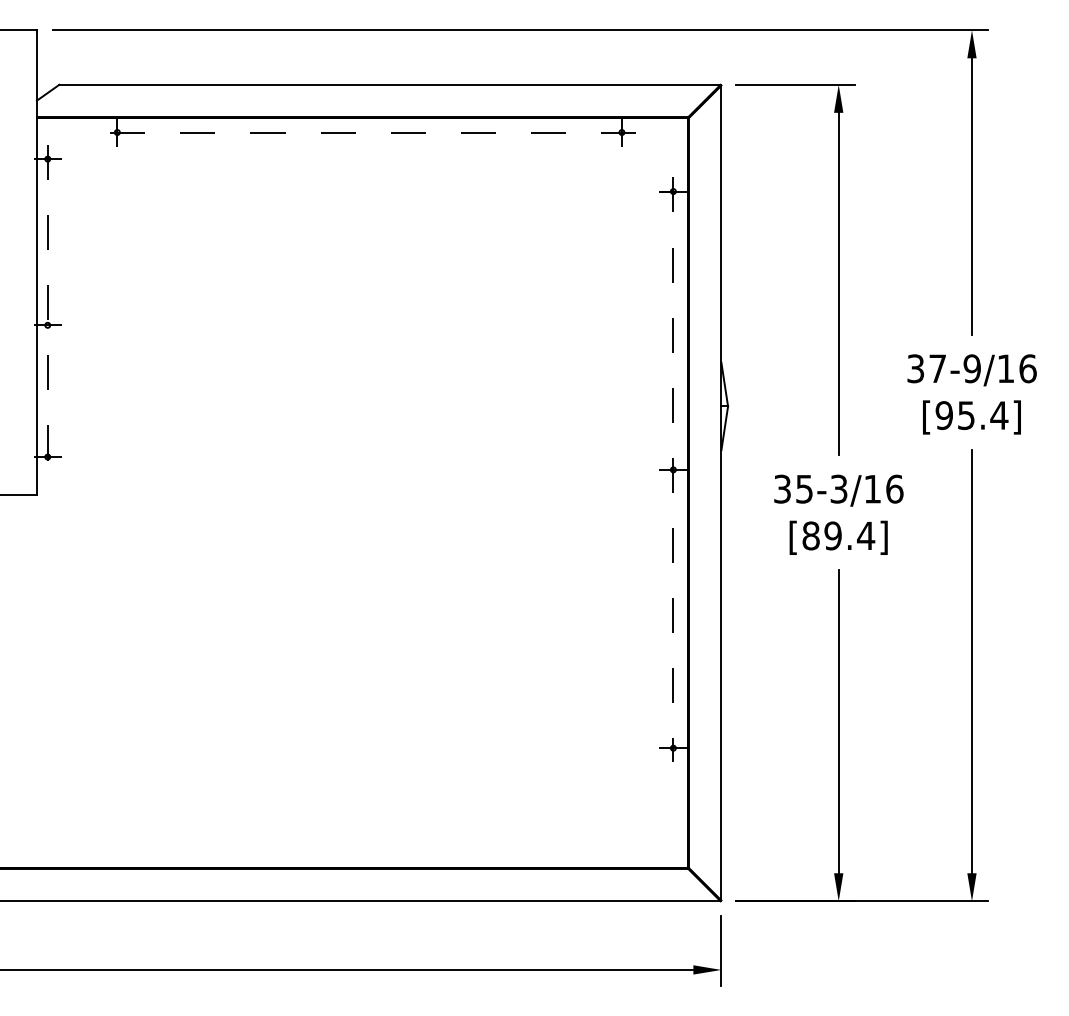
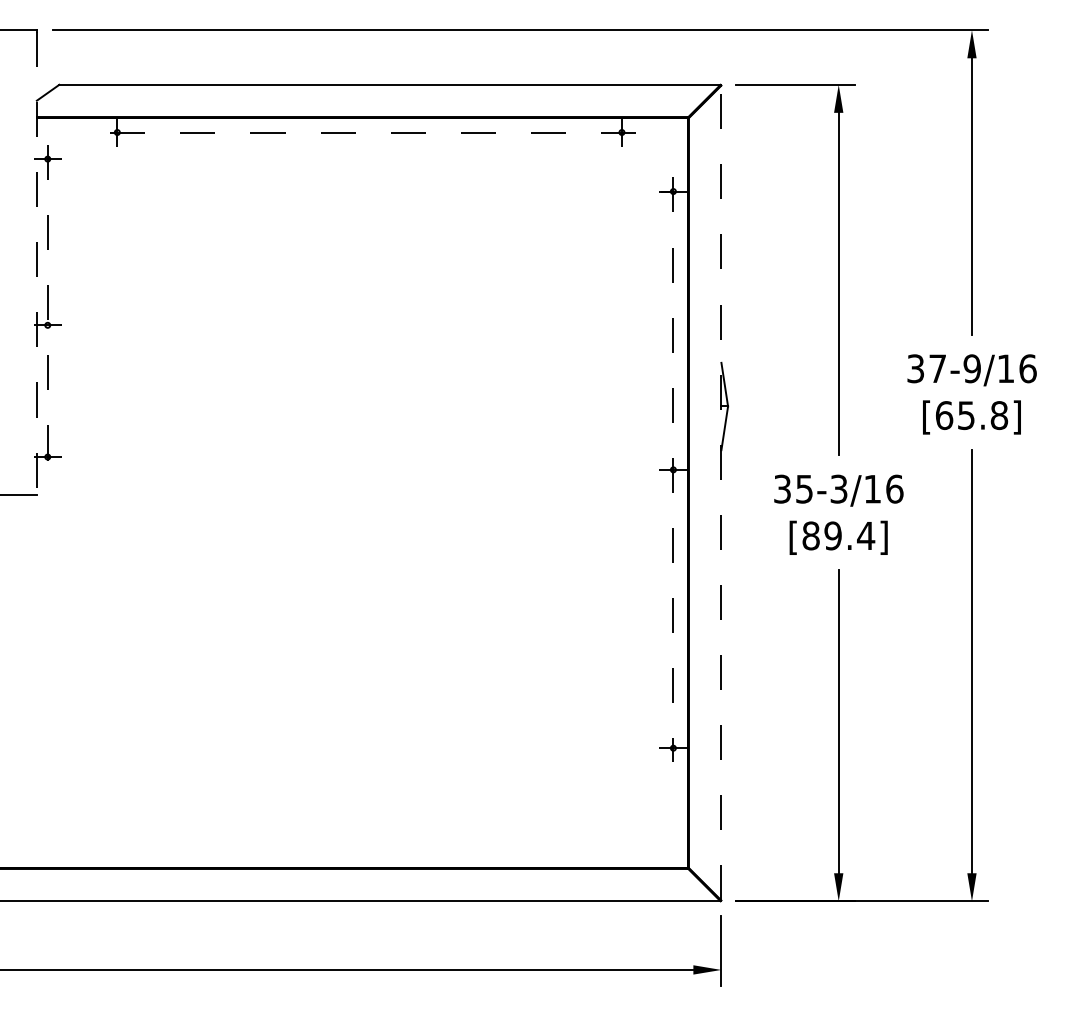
line: solid -> dashed (36, 263)
text: [95.4] -> [65.8] (971, 415)
line: solid -> dashed (721, 492)
